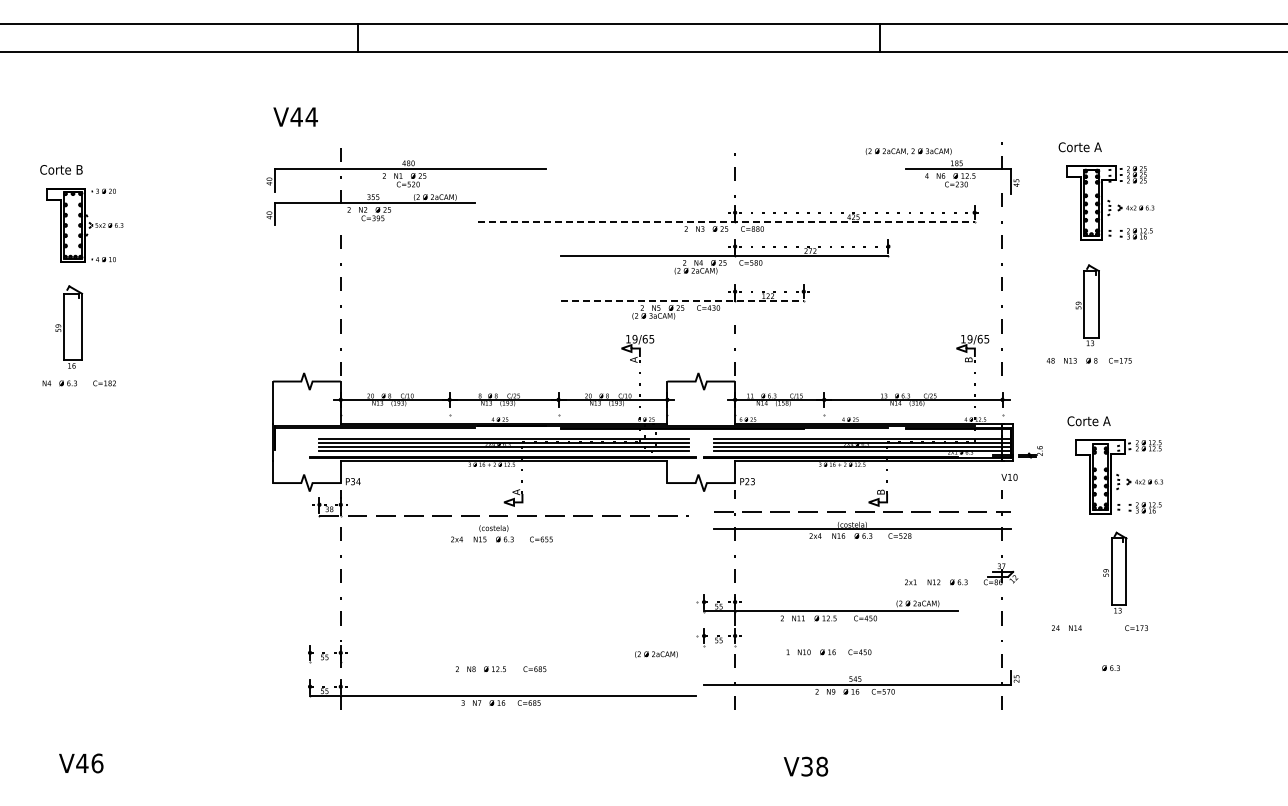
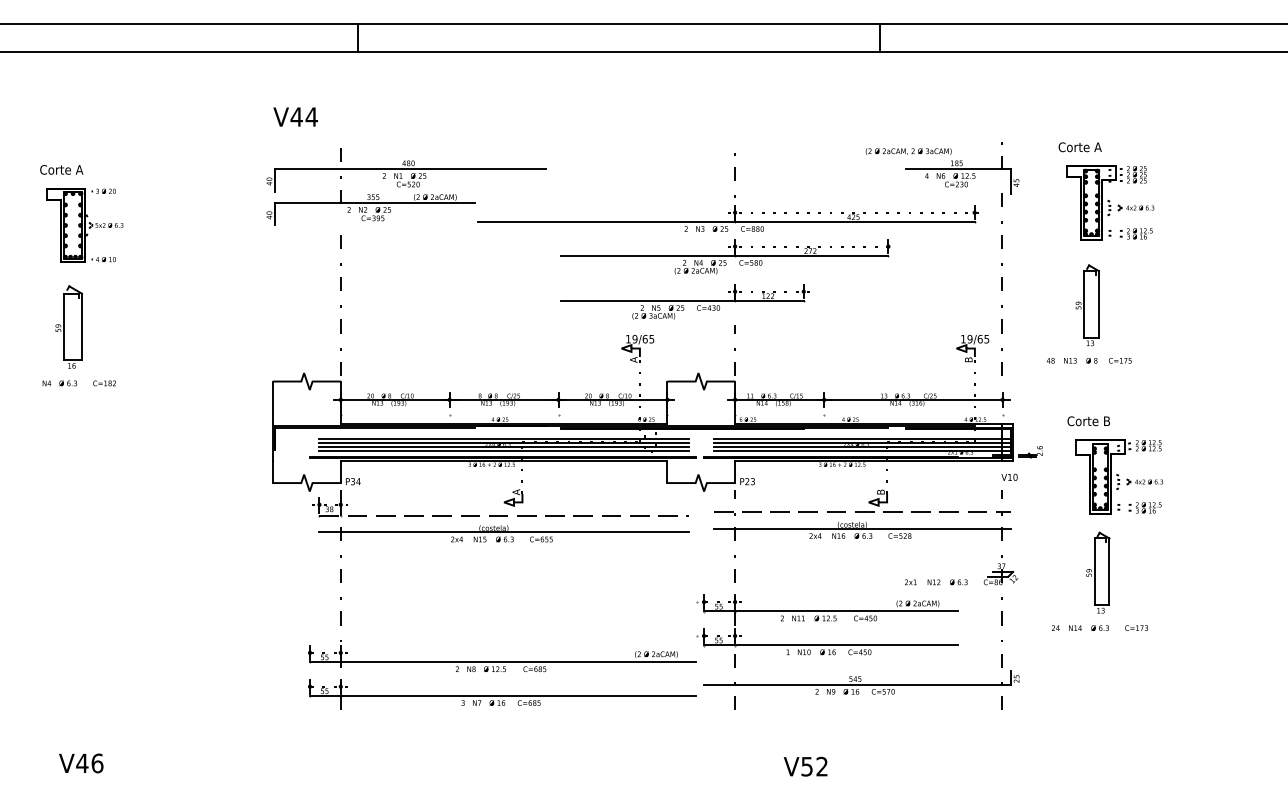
text: Corte B -> Corte A (79, 169)
line: dashed -> solid (726, 222)
line: dashed -> solid (683, 301)
text: Corte A -> Corte B (1106, 420)
line: none -> present (503, 532)
part position: (1115, 572) -> (1098, 572) (1098, 572)
line: none -> present (830, 645)
line: none -> present (503, 662)
text position: (1110, 667) -> (1099, 627) (1099, 627)
text: V38 -> V52 (815, 766)
